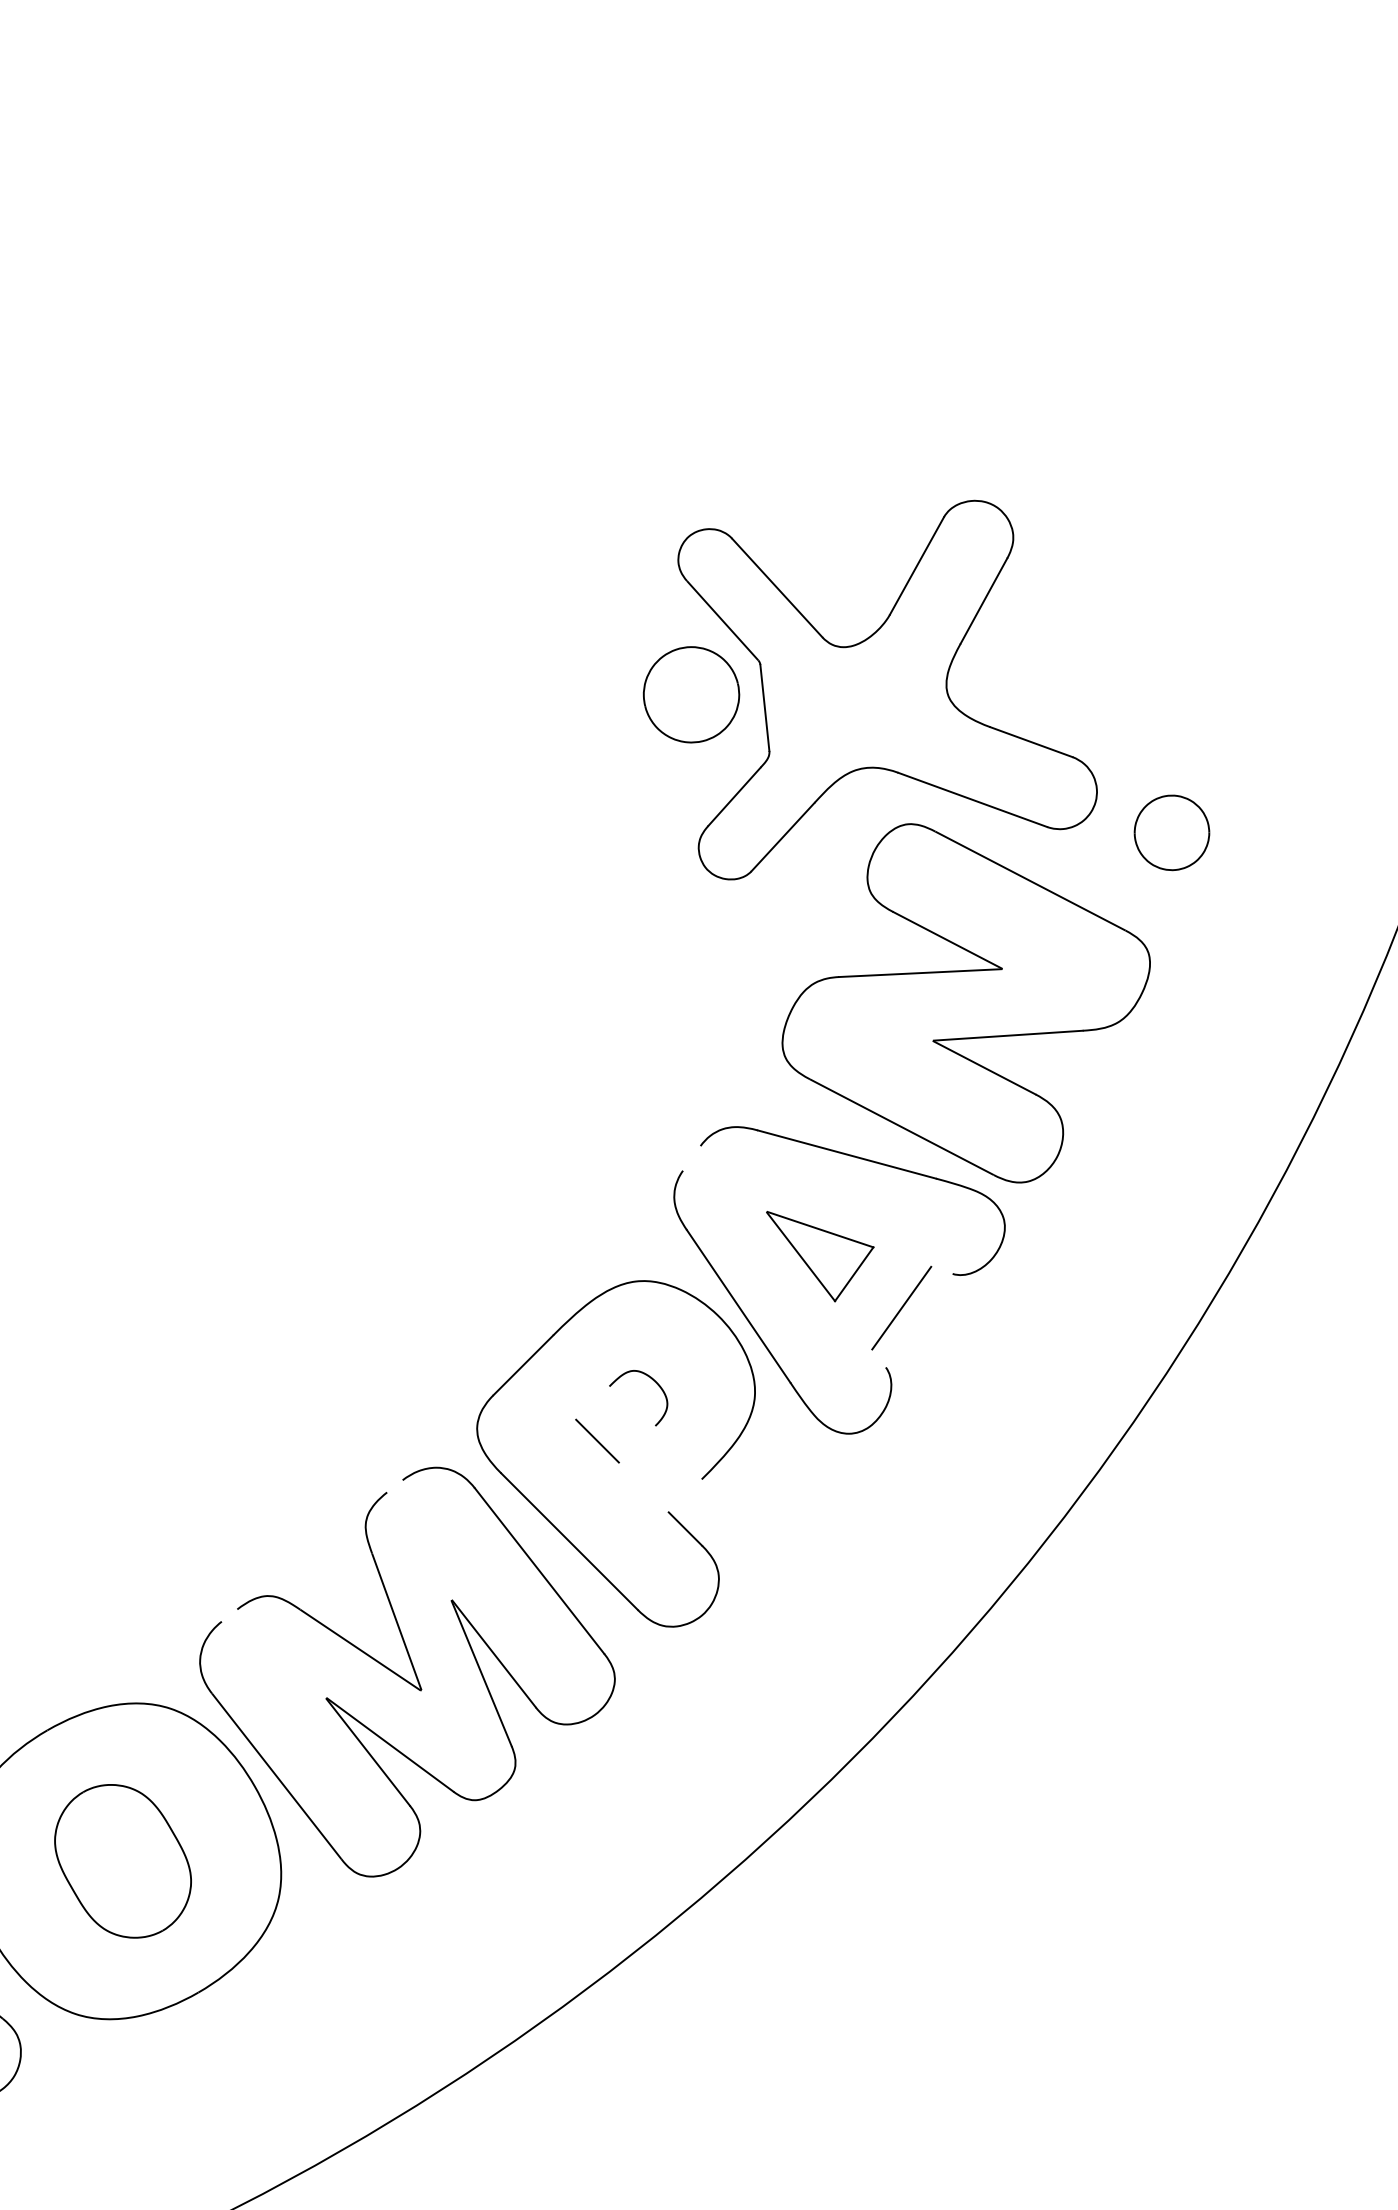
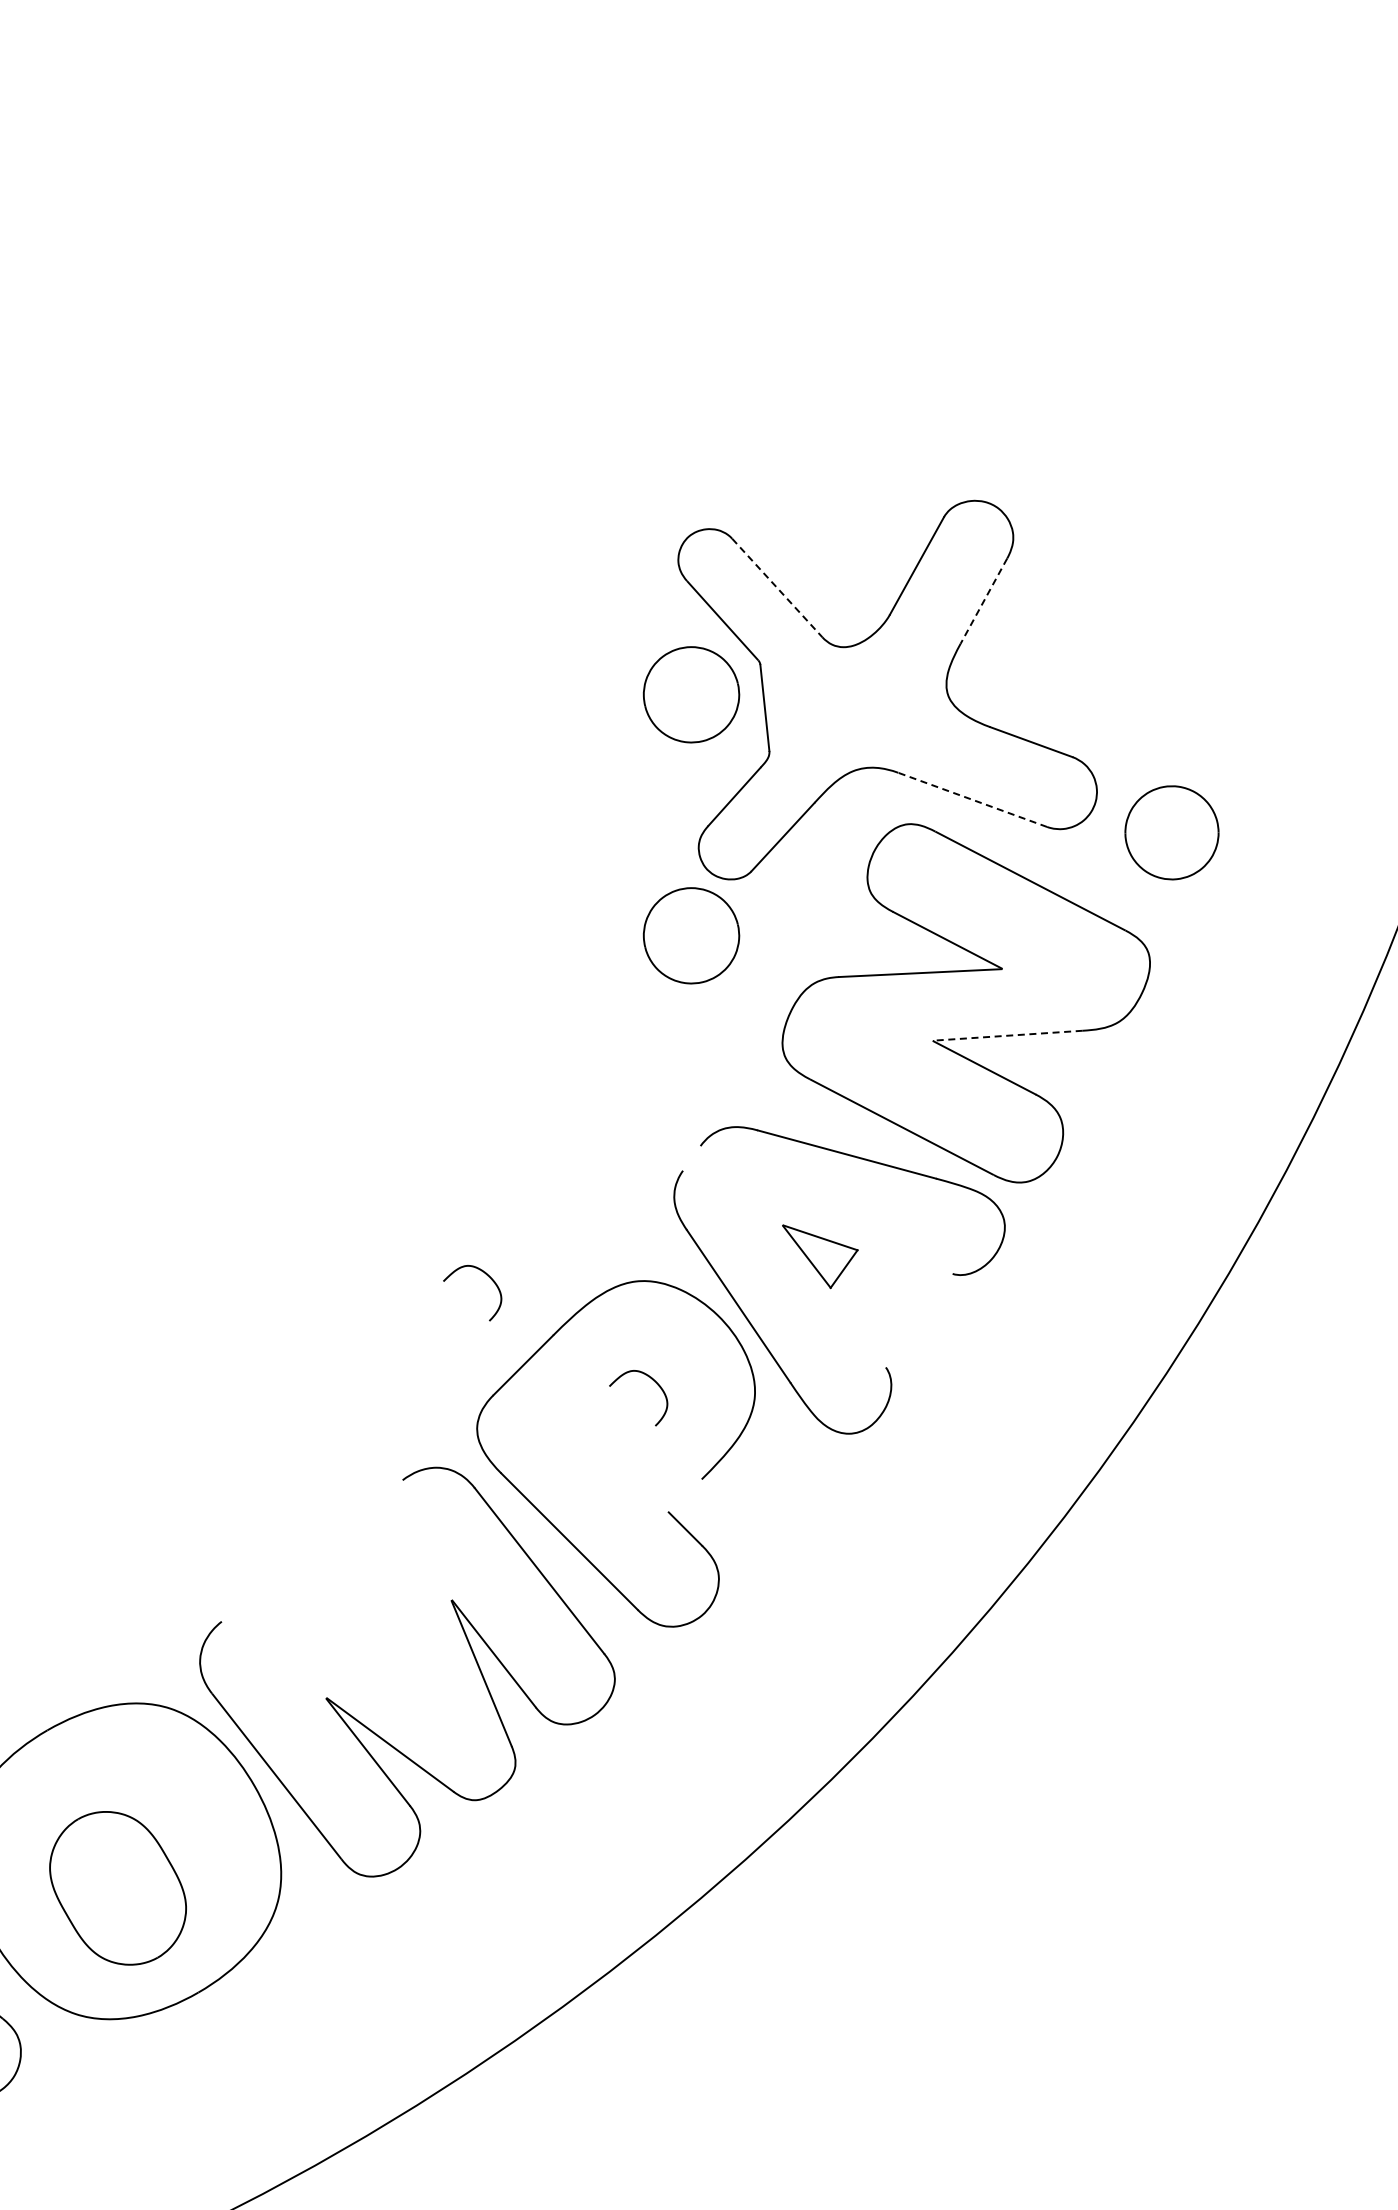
line: solid -> dashed (777, 588)
line: solid -> dashed (983, 601)
line: solid -> dashed (972, 799)
part size: 78x78 px -> 96x96 px (1171, 832)
part: none -> present (691, 935)
line: solid -> dashed (1008, 1035)
part size: 109x92 px -> 77x66 px (820, 1256)
curve: none -> present (487, 1276)
line: present -> none (901, 1307)
line: present -> none (597, 1440)
part: present -> none (312, 1616)
part position: (122, 1861) -> (117, 1888) (117, 1888)
